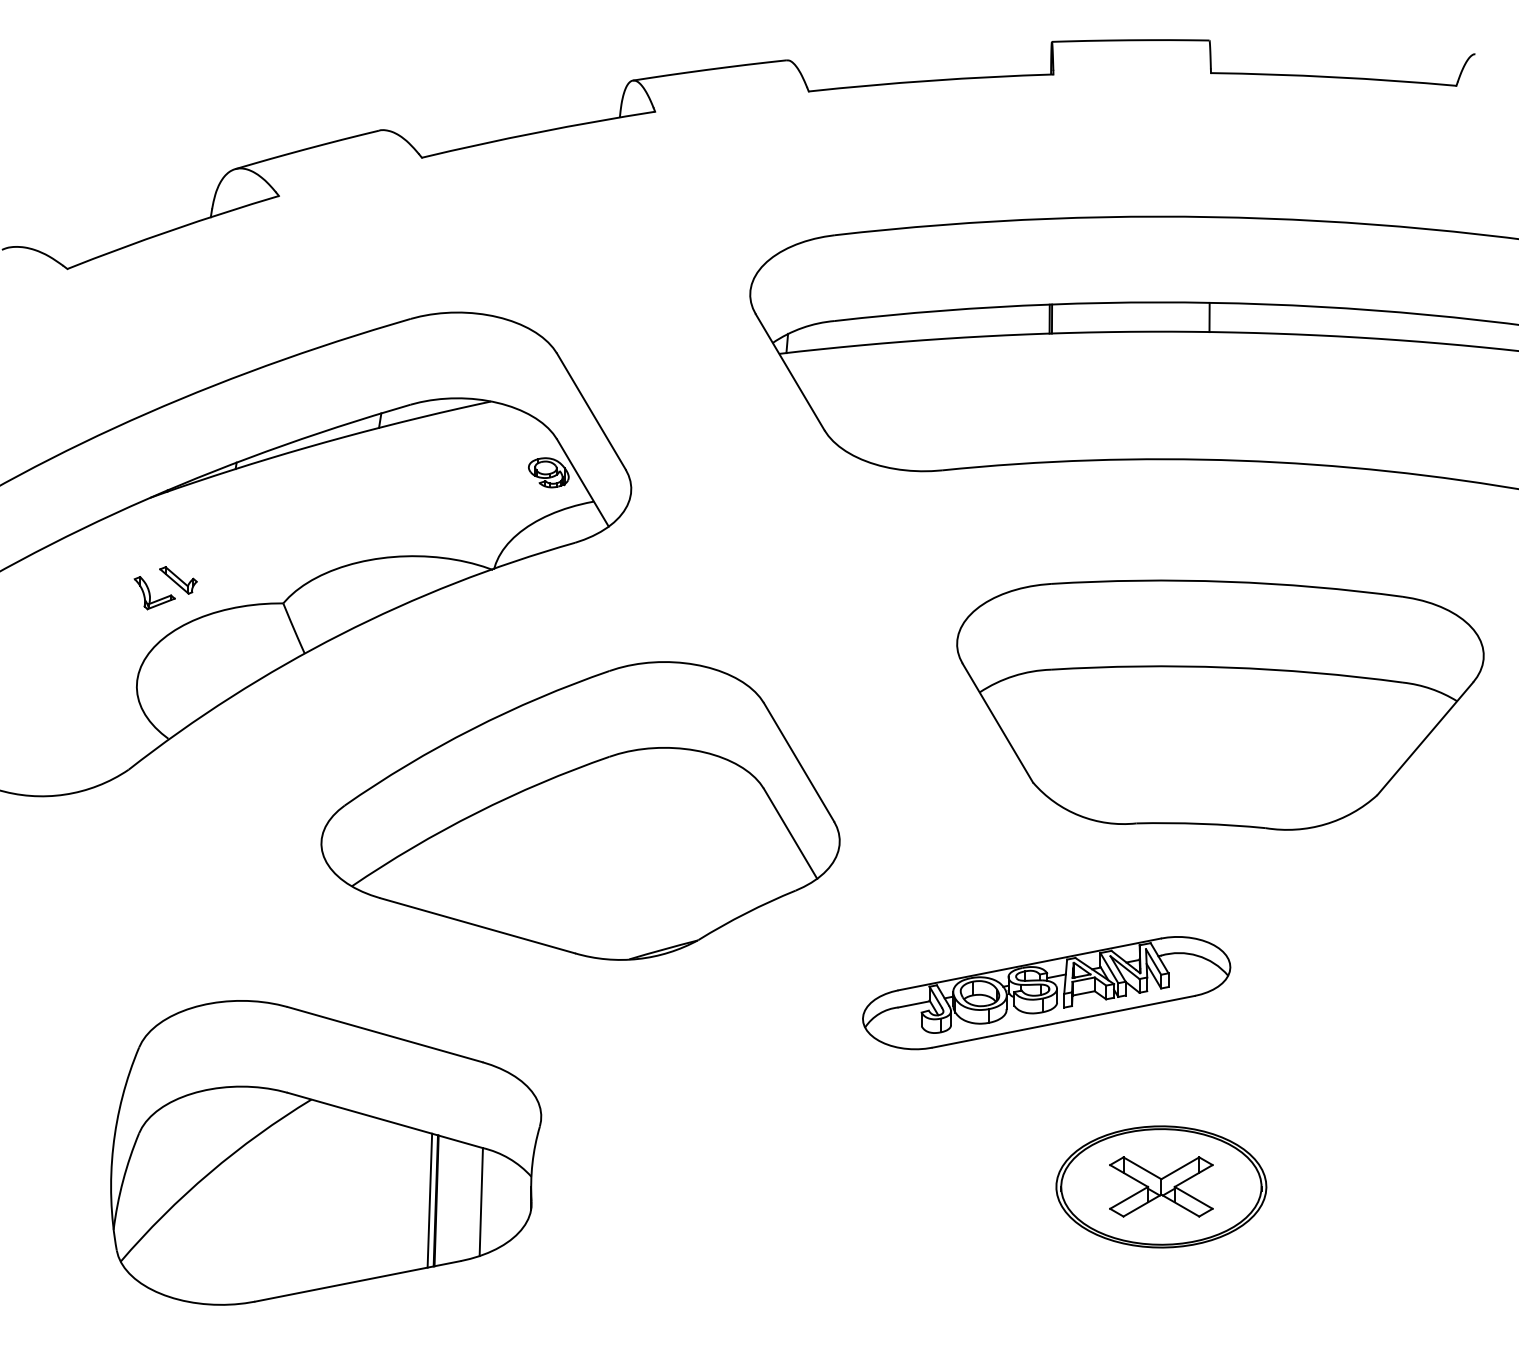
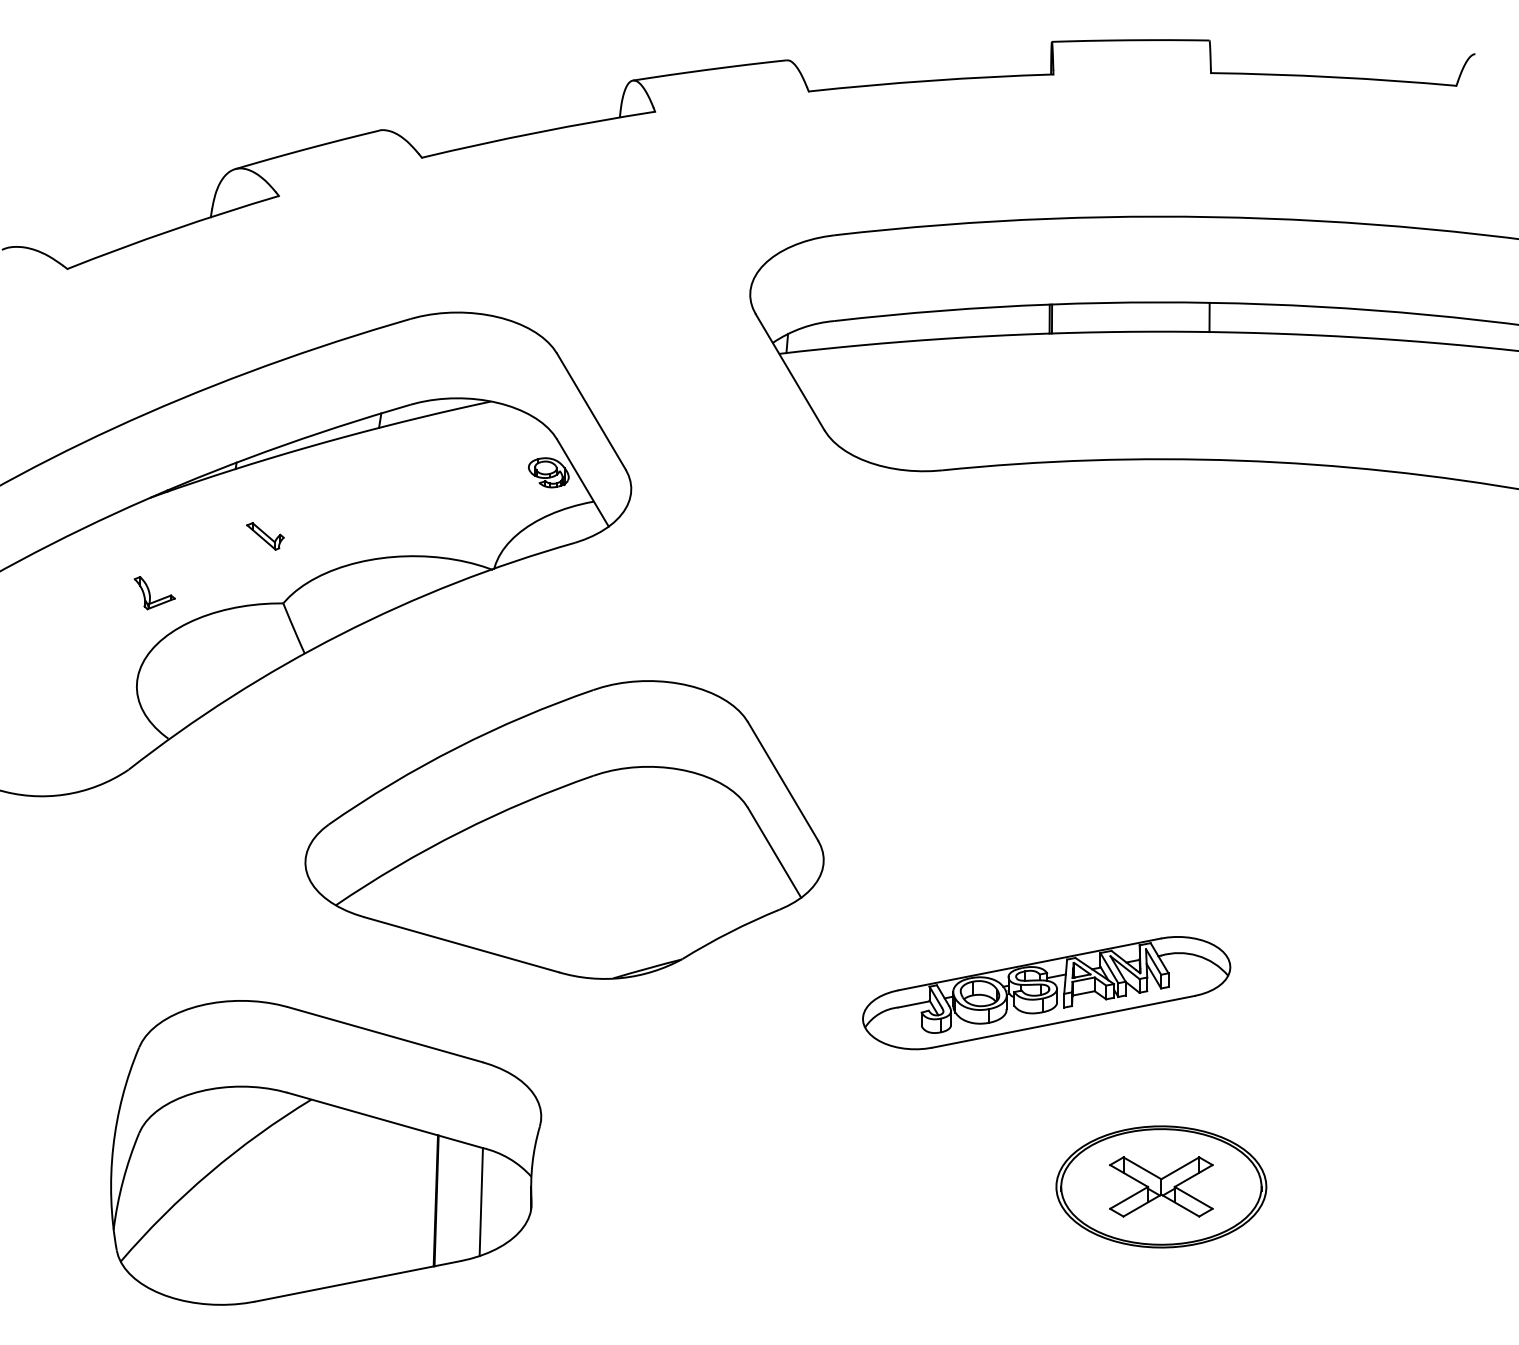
part position: (178, 580) -> (265, 536) (265, 536)
part: present -> none (1220, 704)
part position: (580, 810) -> (564, 829) (564, 829)
line: present -> none (429, 1200)
